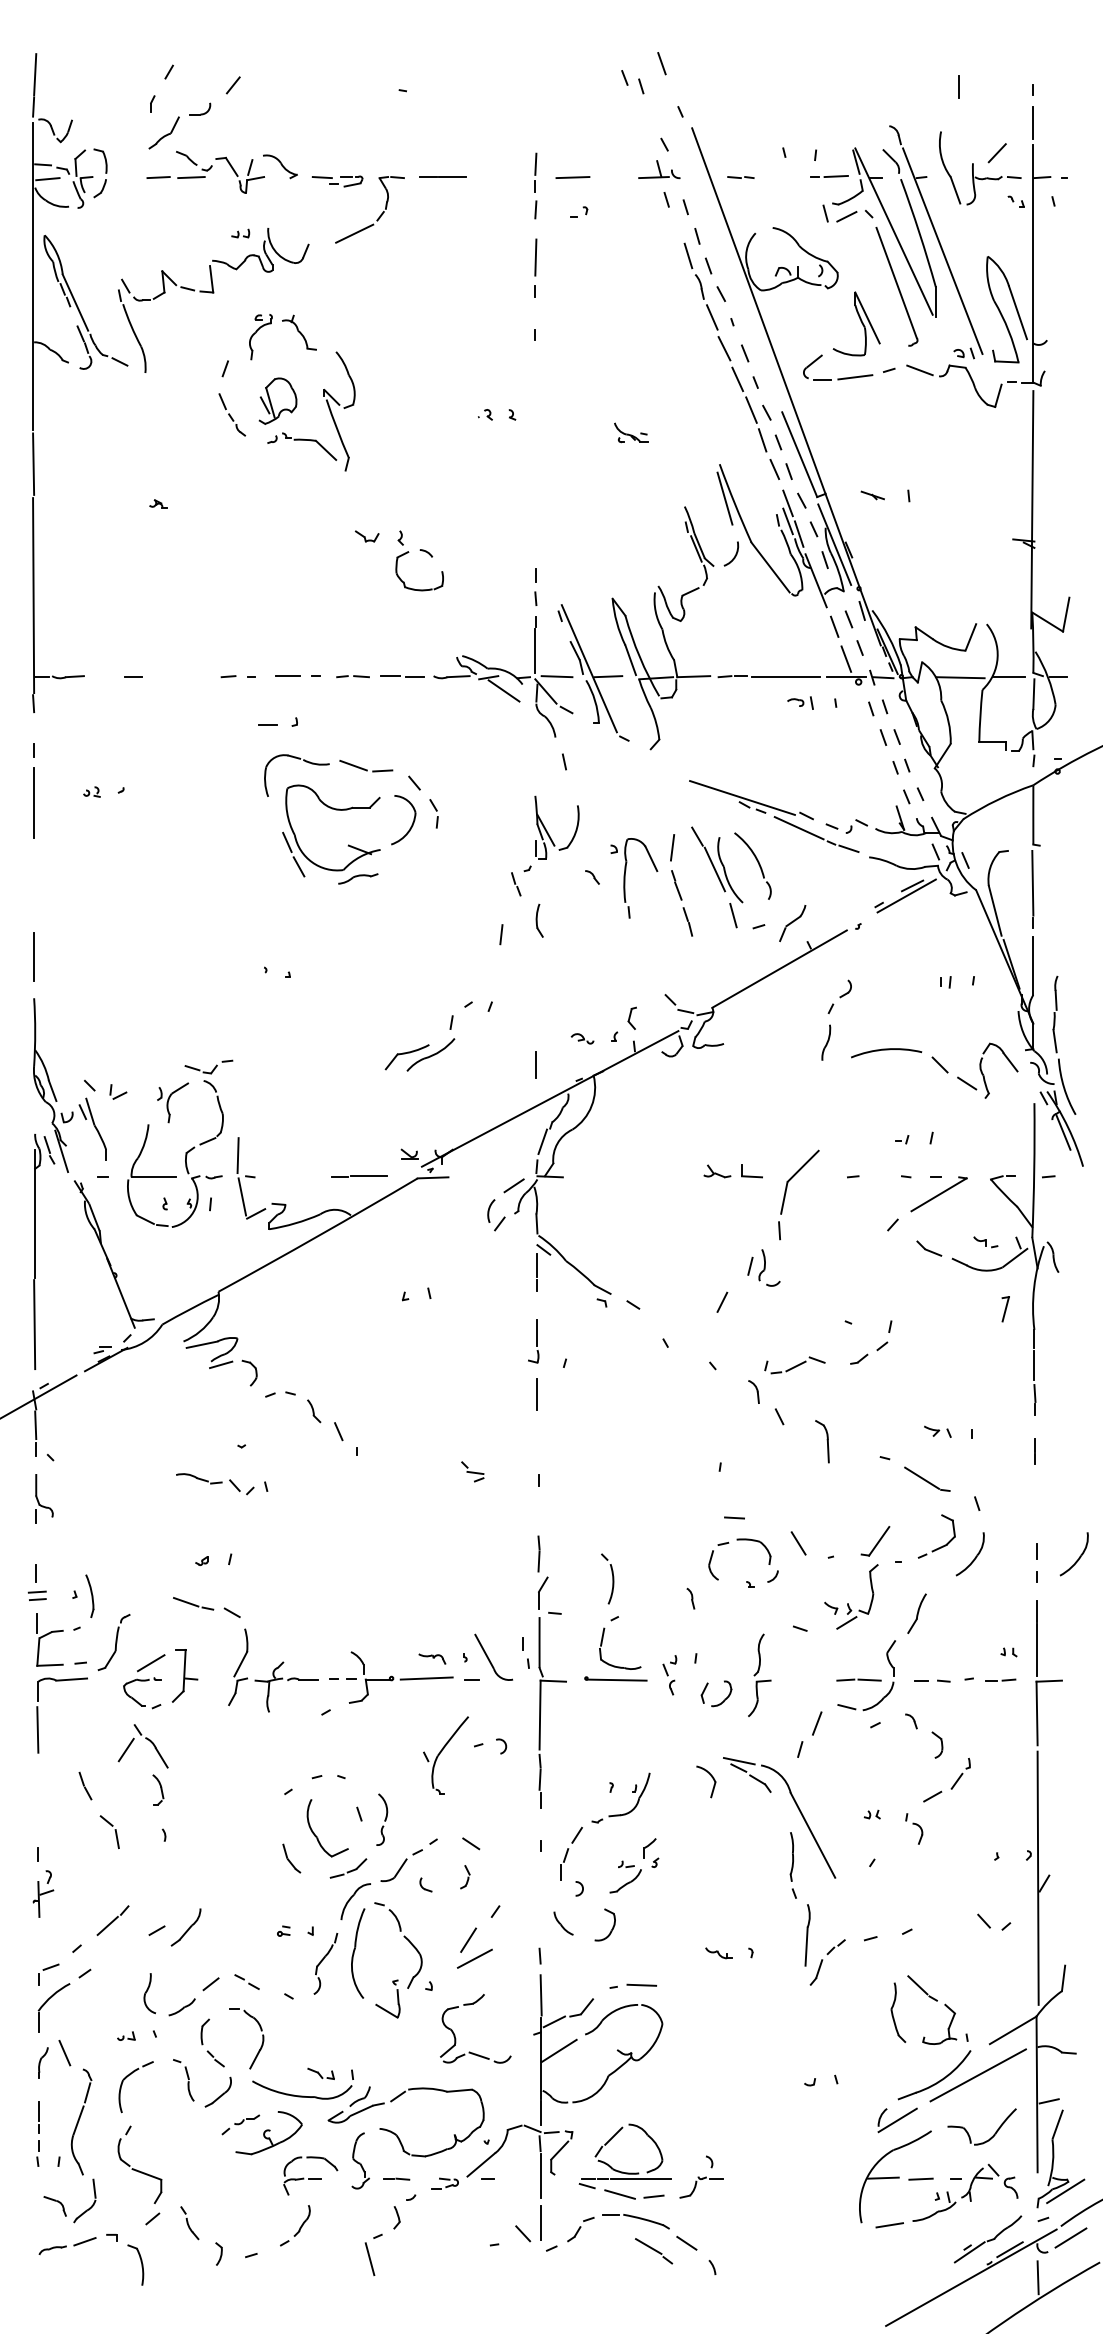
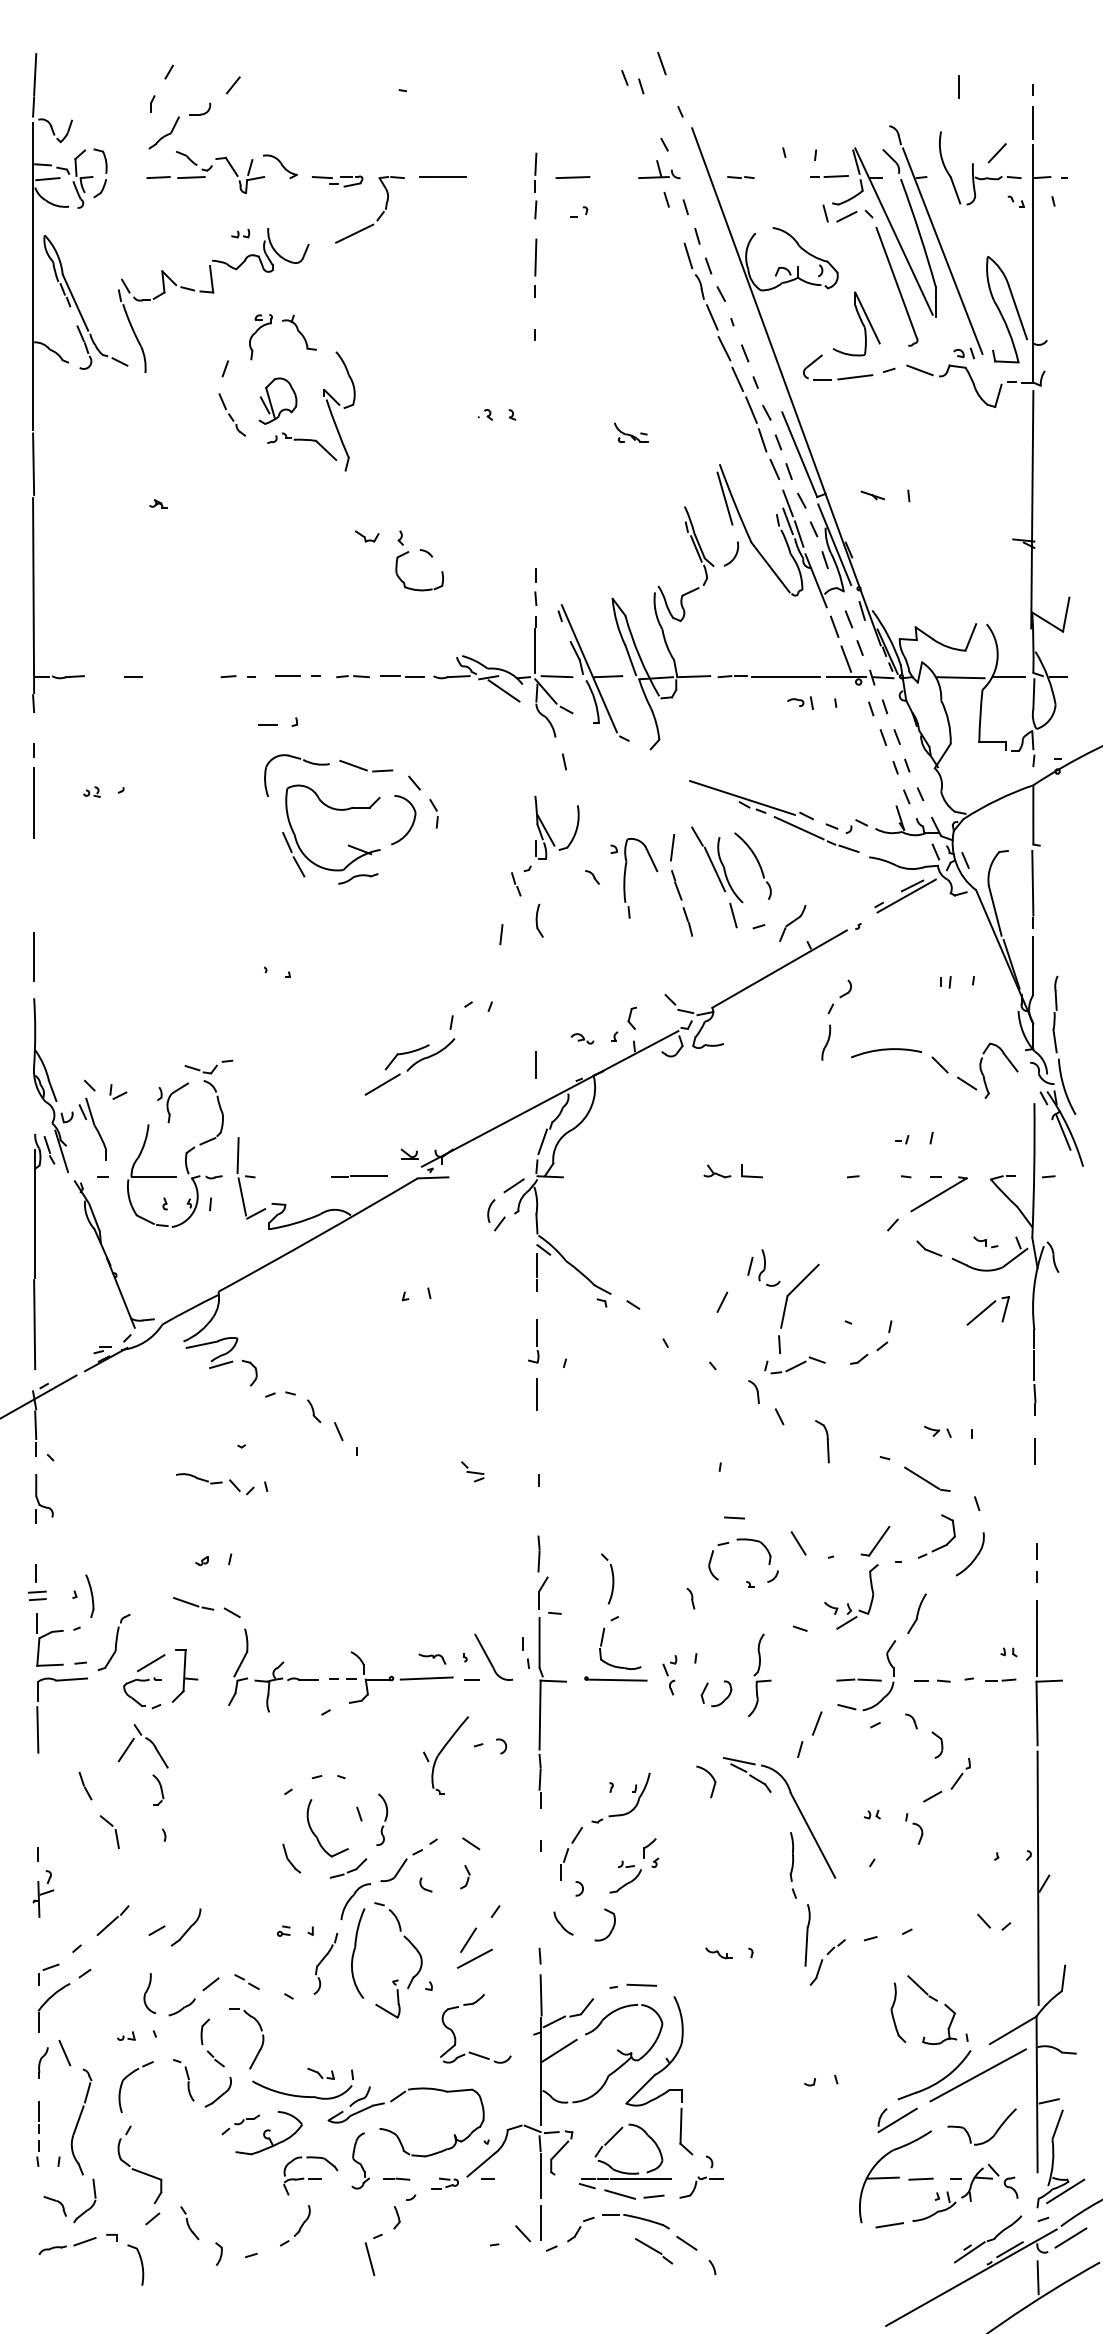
line: none -> present (382, 1084)
part position: (786, 1193) -> (786, 1307) (786, 1307)
line: none -> present (981, 1312)
part: present -> none (1073, 1554)
part: none -> present (659, 2075)
